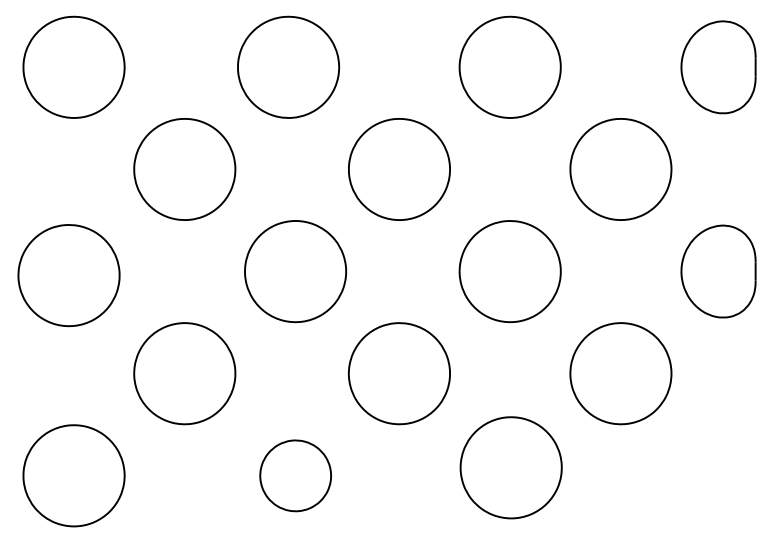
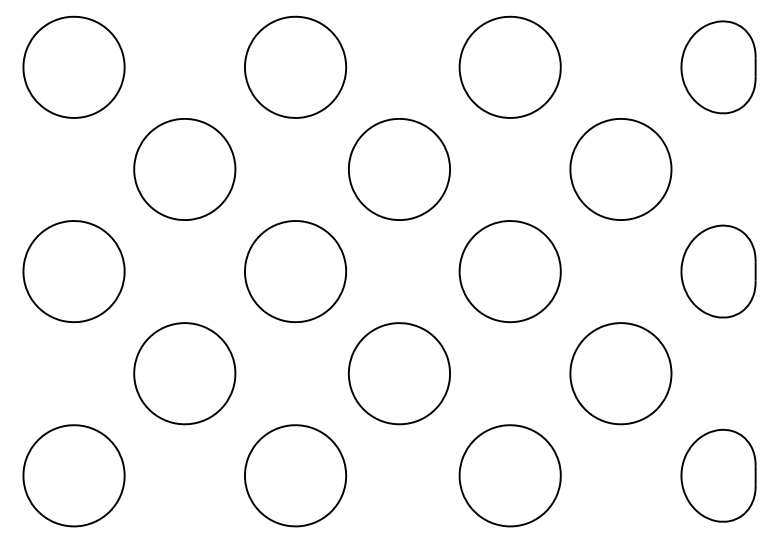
part position: (288, 66) -> (295, 66) (295, 66)
part position: (68, 275) -> (73, 271) (73, 271)
part position: (510, 467) -> (509, 475) (509, 475)
part size: 73x74 px -> 104x104 px (295, 475)
part: none -> present (718, 475)
